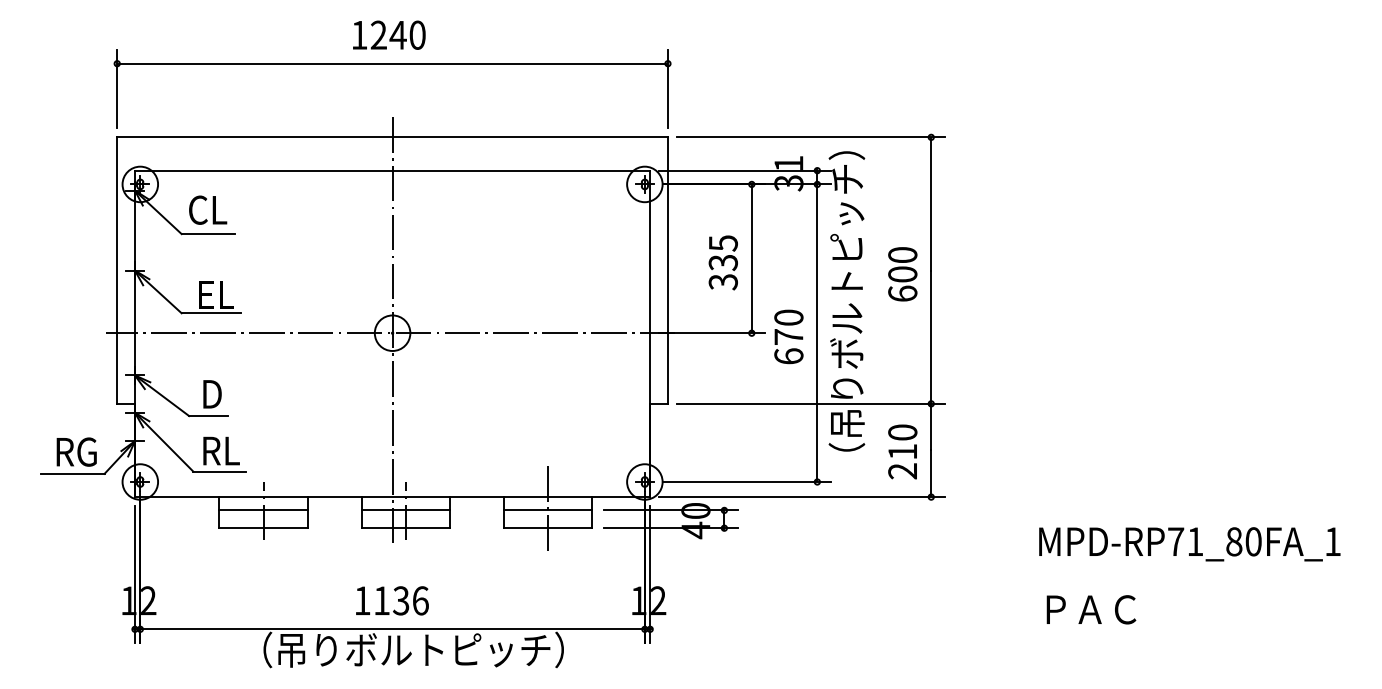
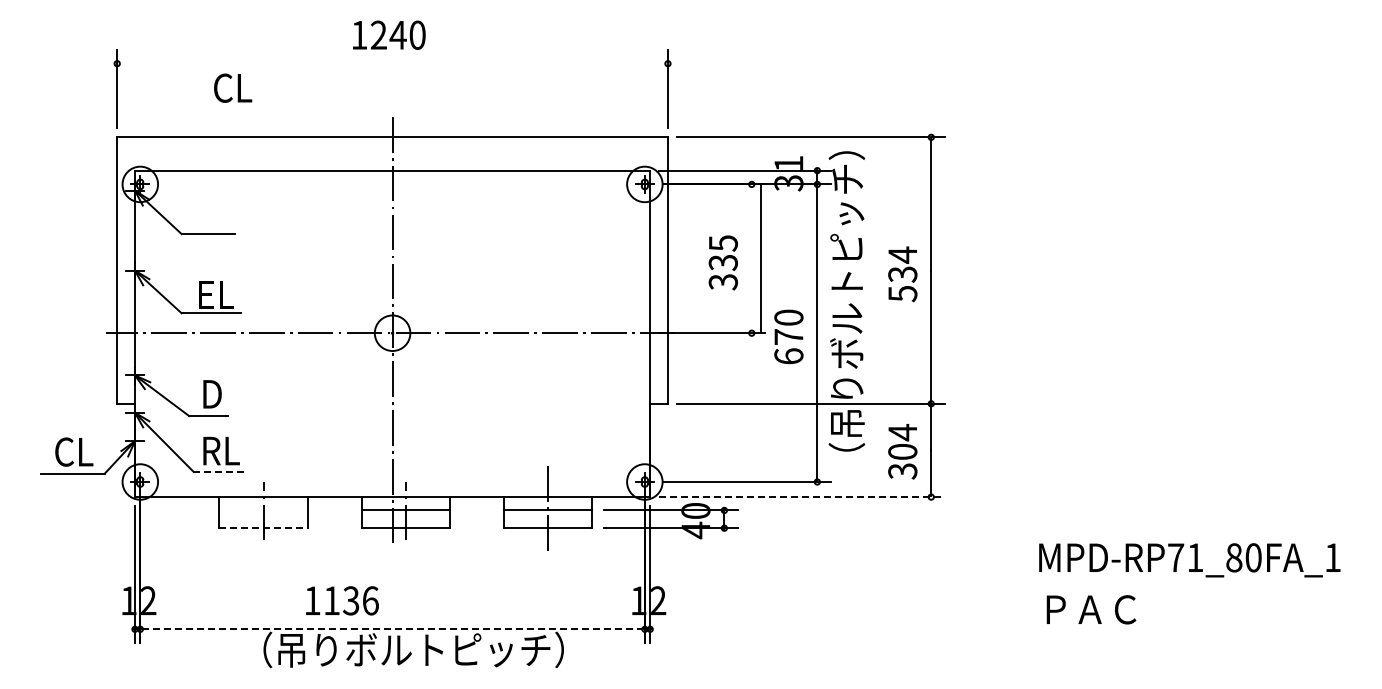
line: present -> none (392, 63)
text position: (208, 209) -> (233, 87) (233, 87)
line position: (751, 258) -> (760, 258) (760, 258)
text: 600 -> 534 (902, 274)
text: RG -> CL (75, 451)
text: 210 -> 304 (902, 451)
line: solid -> dashed (220, 471)
line: solid -> dashed (801, 497)
line: present -> none (263, 510)
line: solid -> dashed (264, 528)
text position: (1189, 544) -> (1189, 560) (1189, 560)
text position: (392, 600) -> (342, 600) (342, 600)
line: solid -> dashed (392, 629)
